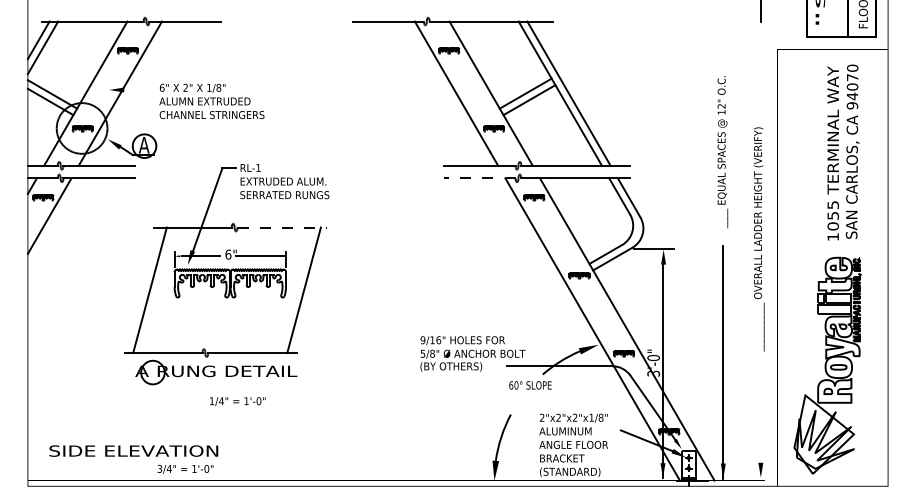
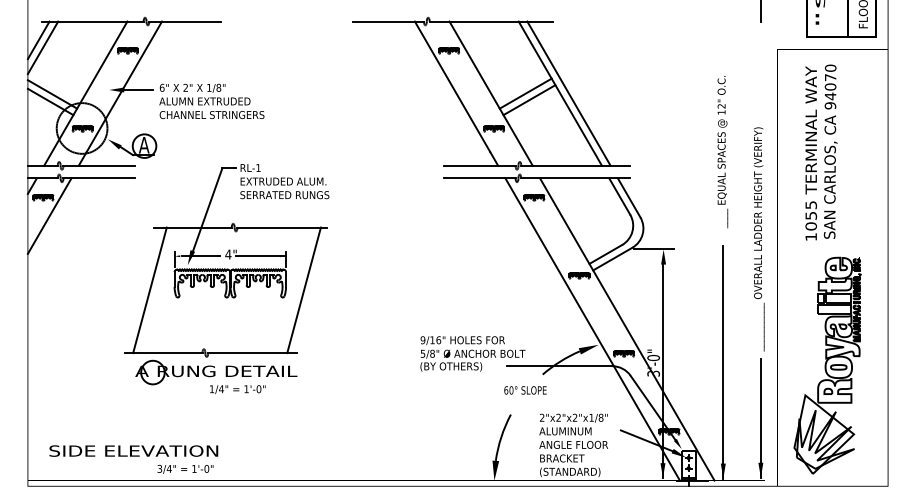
line: none -> present (137, 90)
text position: (843, 152) -> (821, 152) (821, 152)
line: dashed -> solid (479, 178)
line: dashed -> solid (282, 227)
text: 6" -> 4" (228, 254)
text position: (530, 385) -> (525, 390) (525, 390)
text position: (237, 401) -> (237, 389) (237, 389)
line: none -> present (760, 417)
